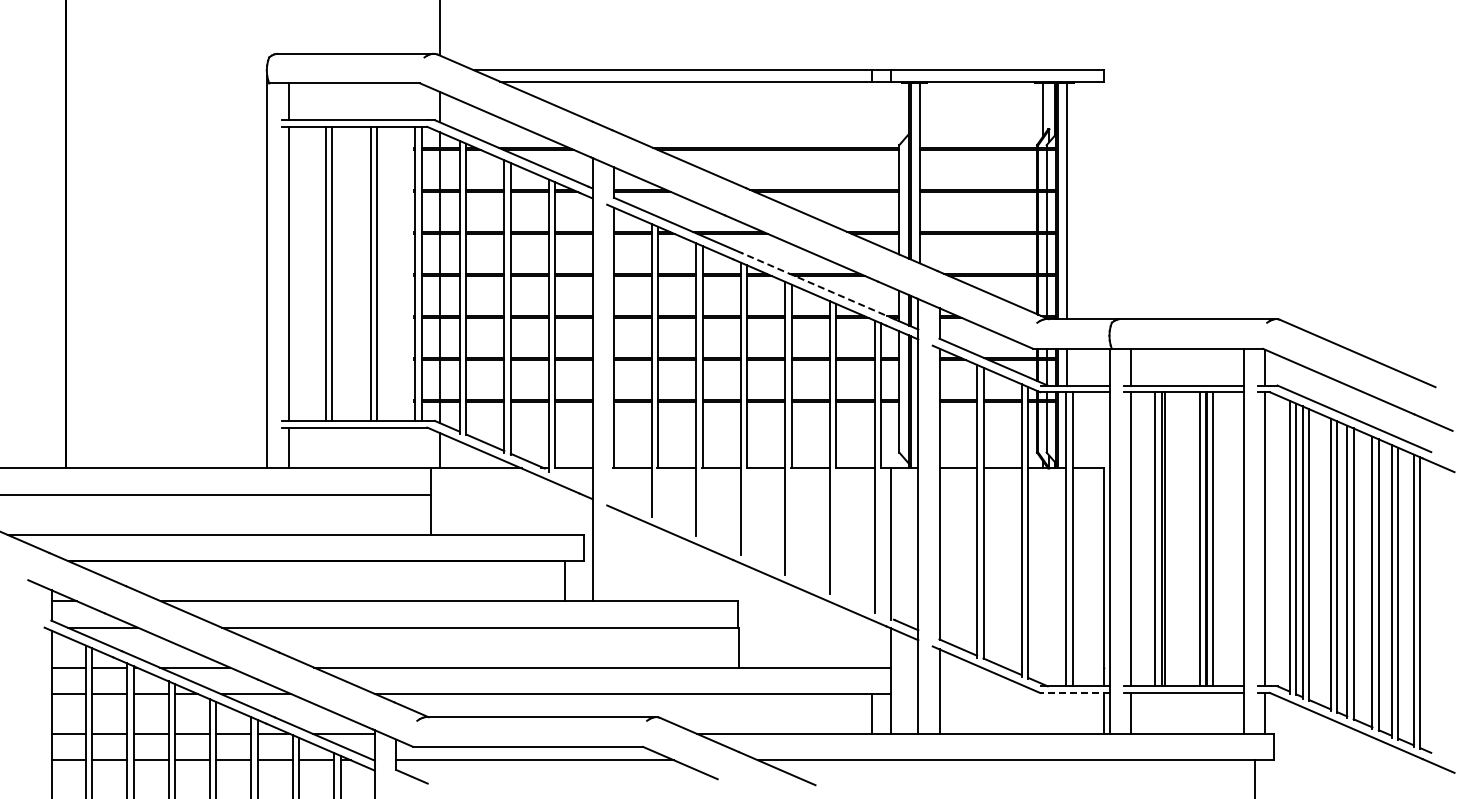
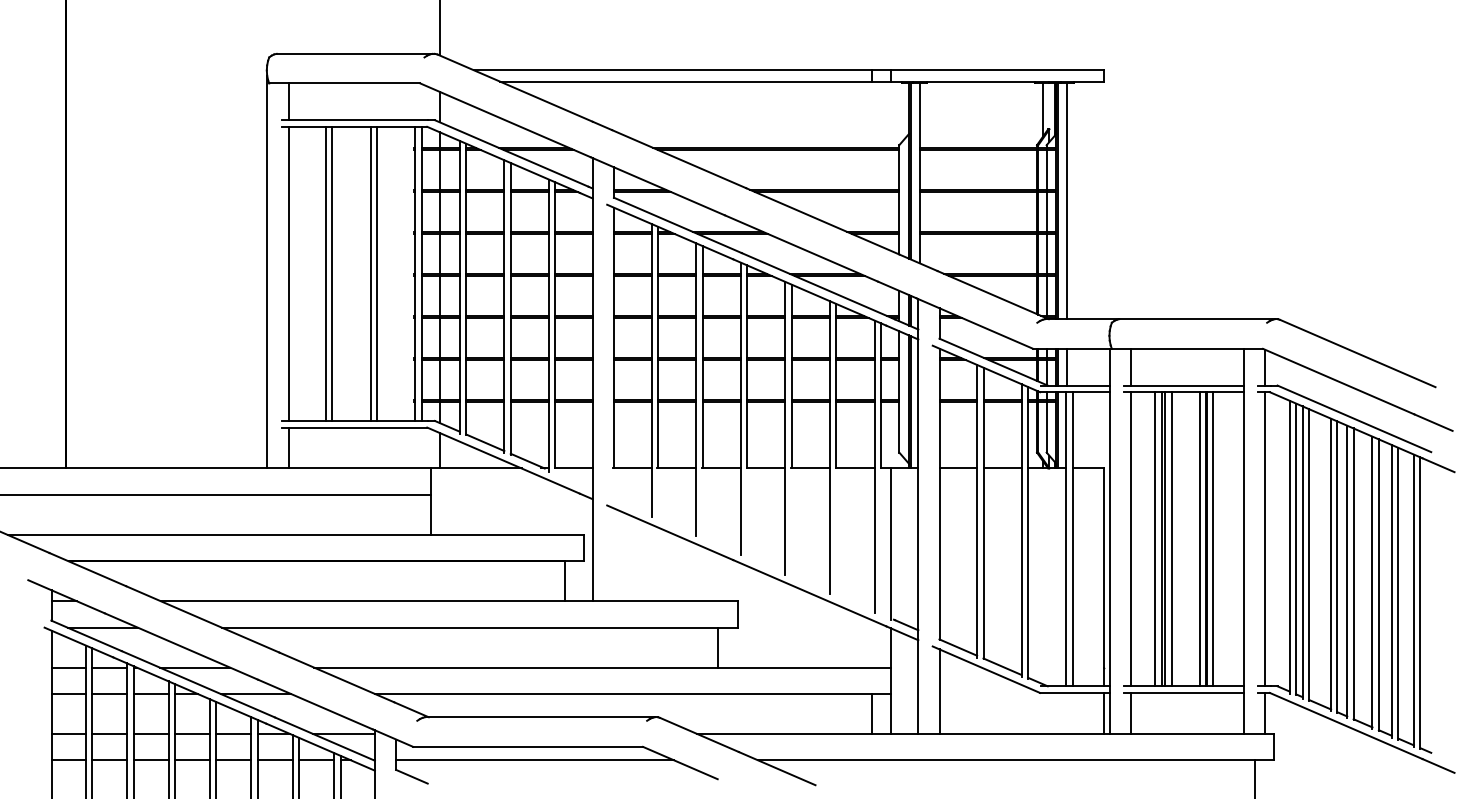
line: dashed -> solid (817, 286)
line: none -> present (1171, 539)
line position: (739, 647) -> (718, 647) (718, 647)
line: dashed -> solid (1074, 692)
